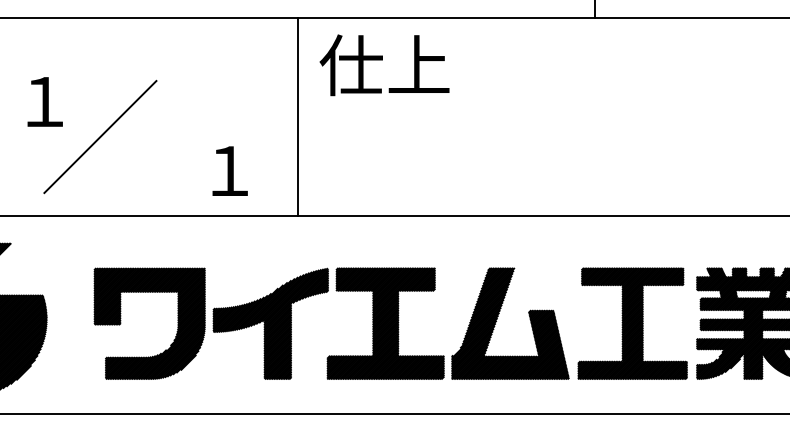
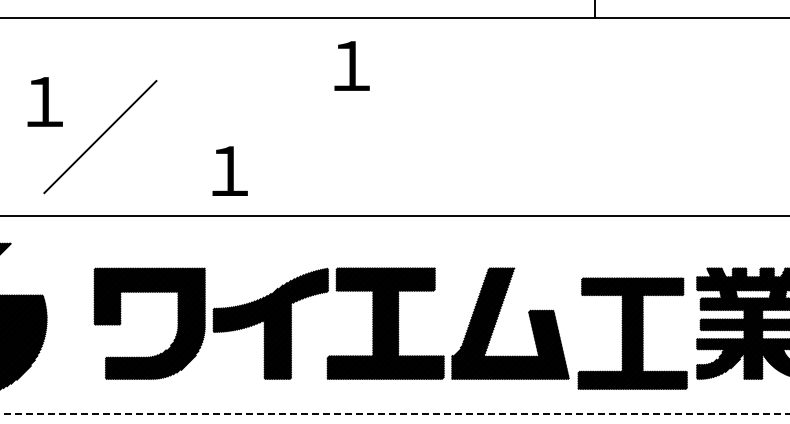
text: 仕上 -> １ (384, 65)
line: present -> none (298, 117)
part position: (632, 323) -> (632, 333) (632, 333)
line: solid -> dashed (395, 414)
